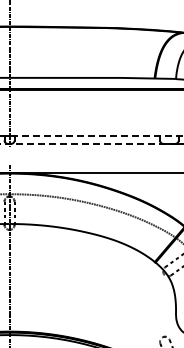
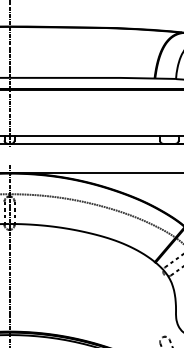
line: dashed -> solid (96, 136)
line: dashed -> solid (91, 143)
